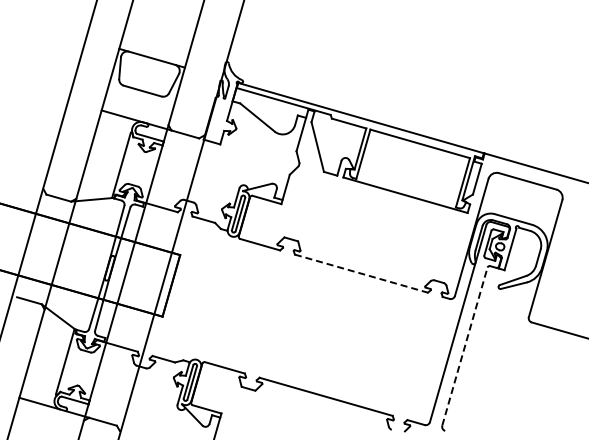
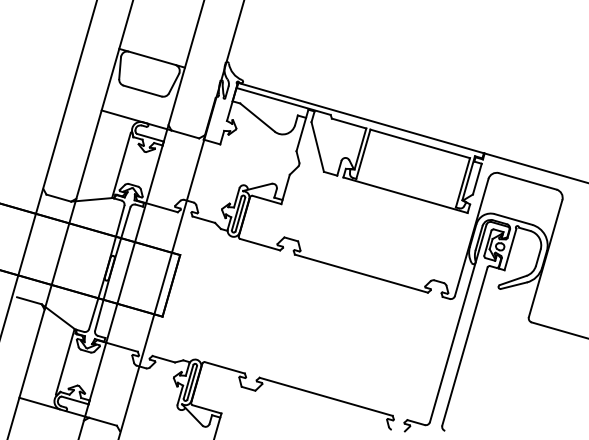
line: dashed -> solid (361, 273)
line: dashed -> solid (465, 346)
